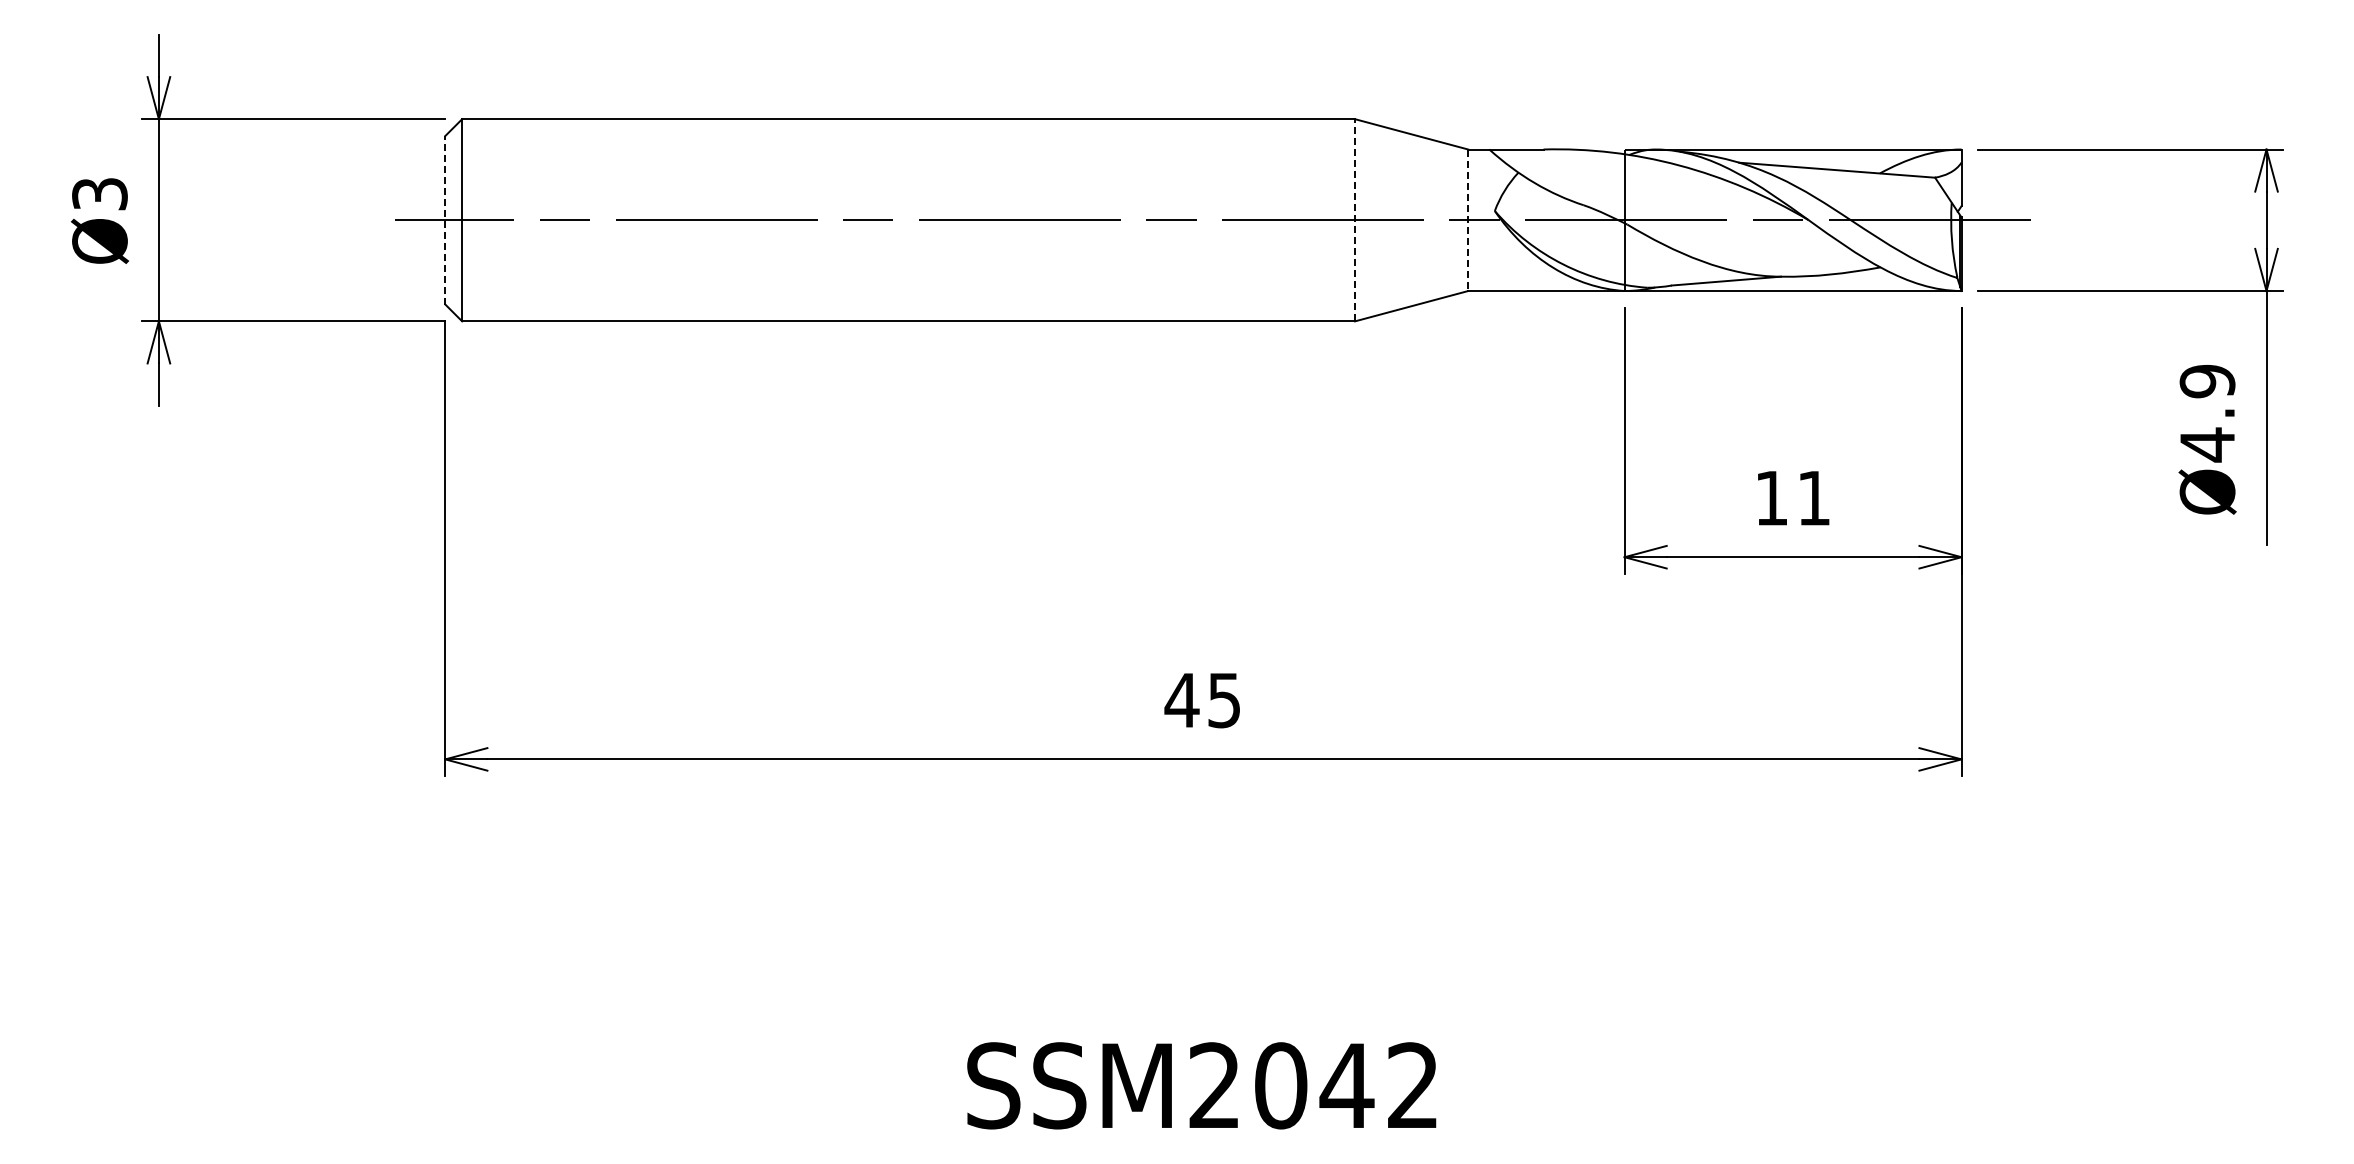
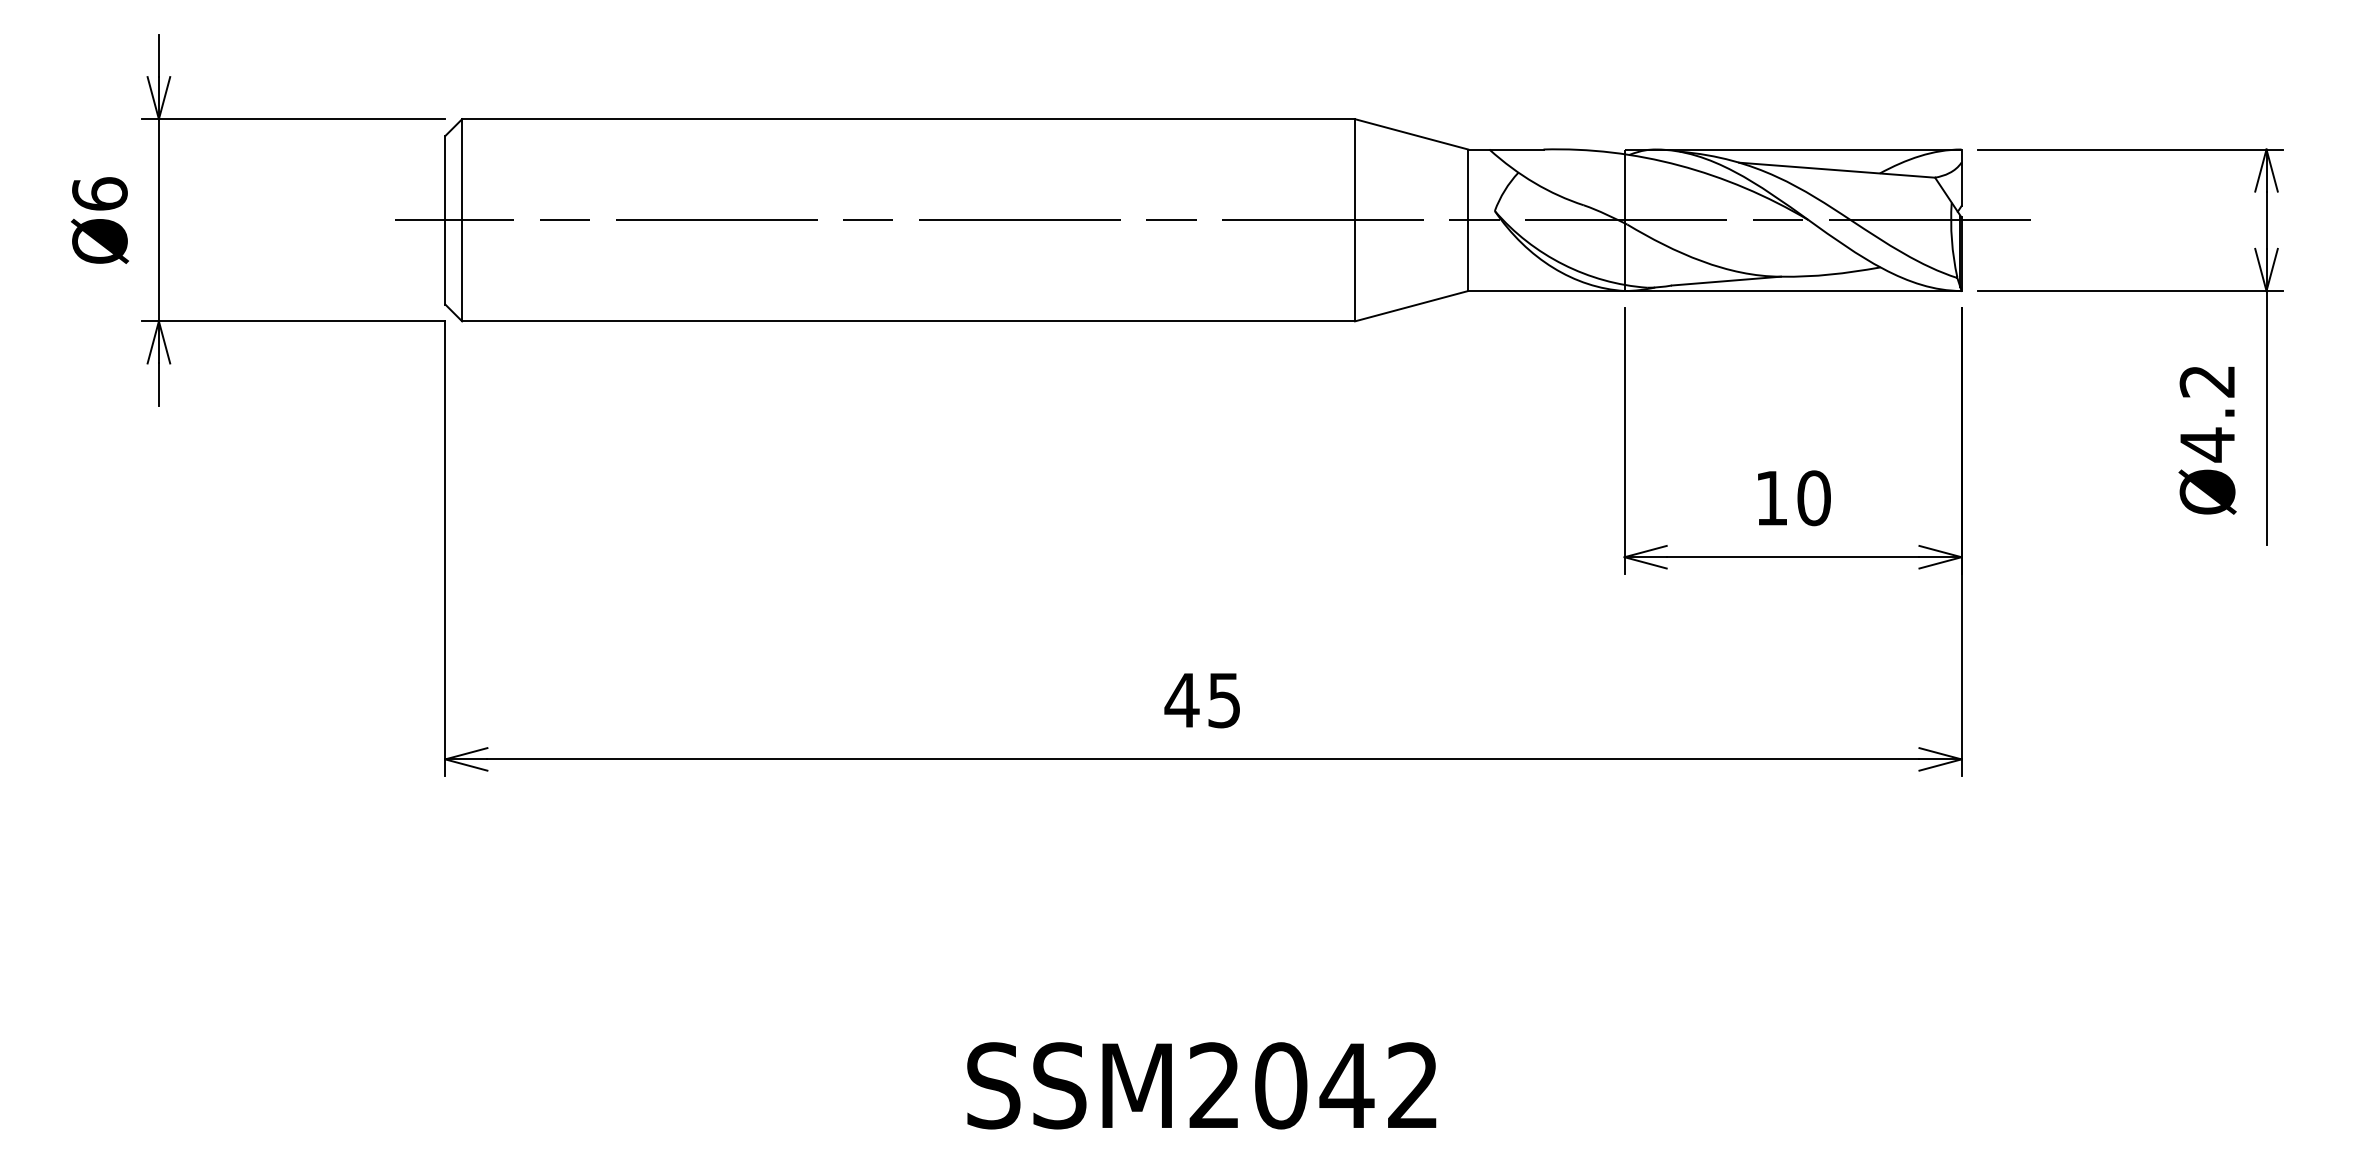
text: Ø3 -> Ø6 (99, 193)
line: dashed -> solid (445, 219)
line: dashed -> solid (1355, 219)
line: dashed -> solid (1468, 220)
text: Ø4.9 -> Ø4.2 (2207, 381)
text: 11 -> 10 (1813, 498)
